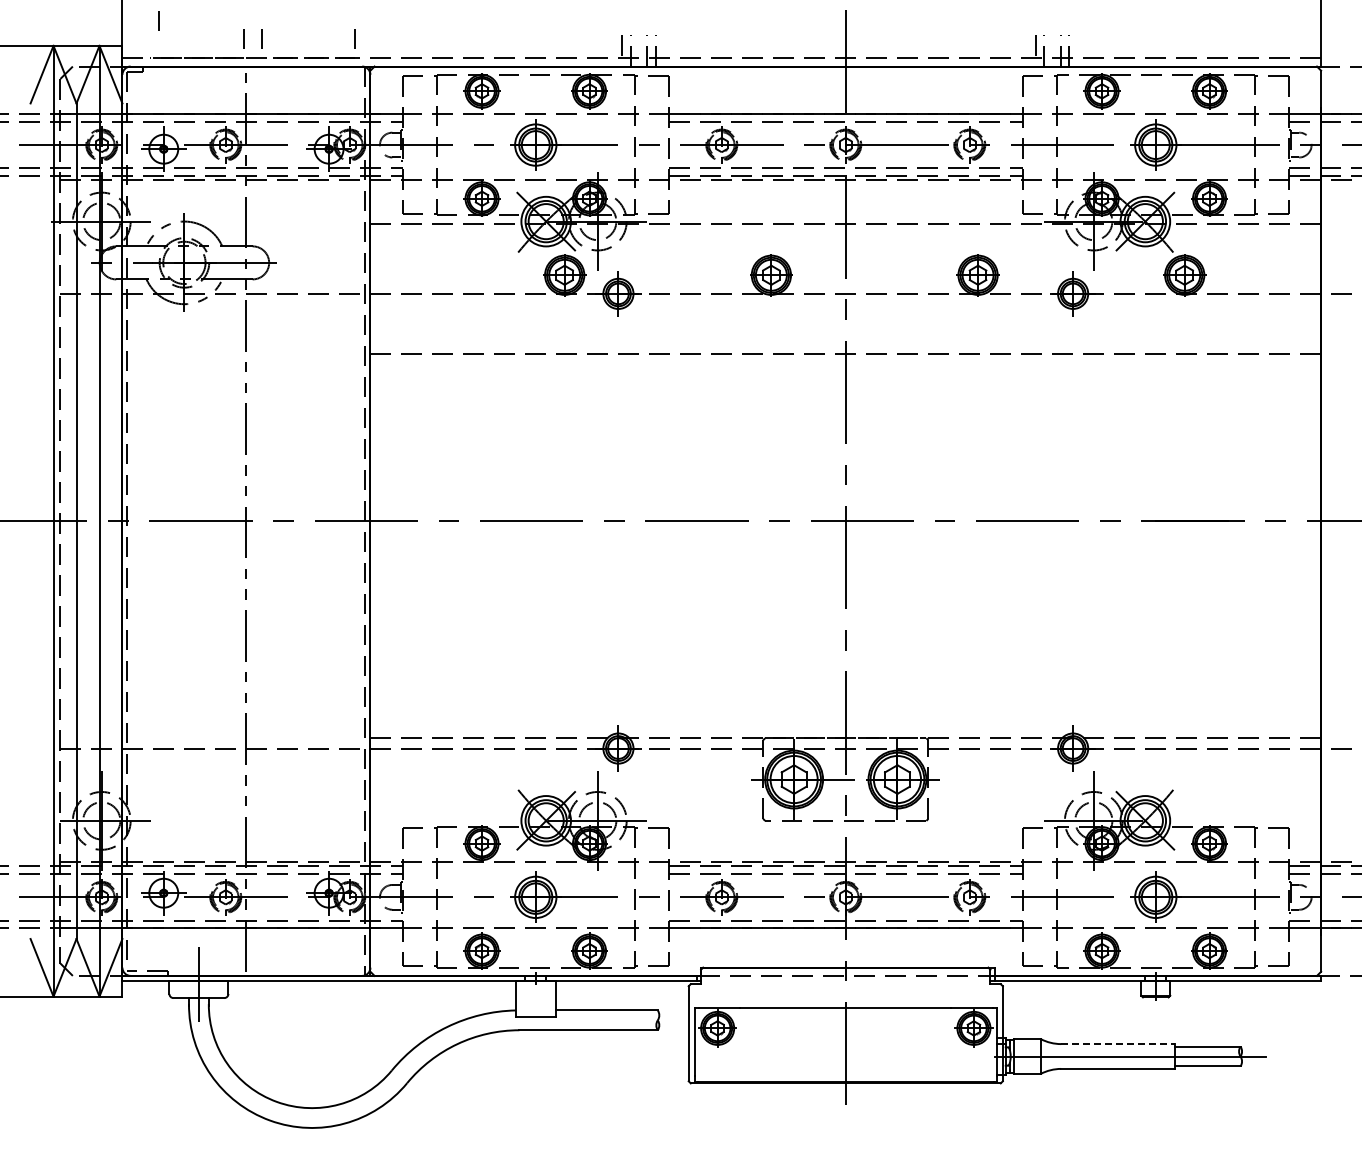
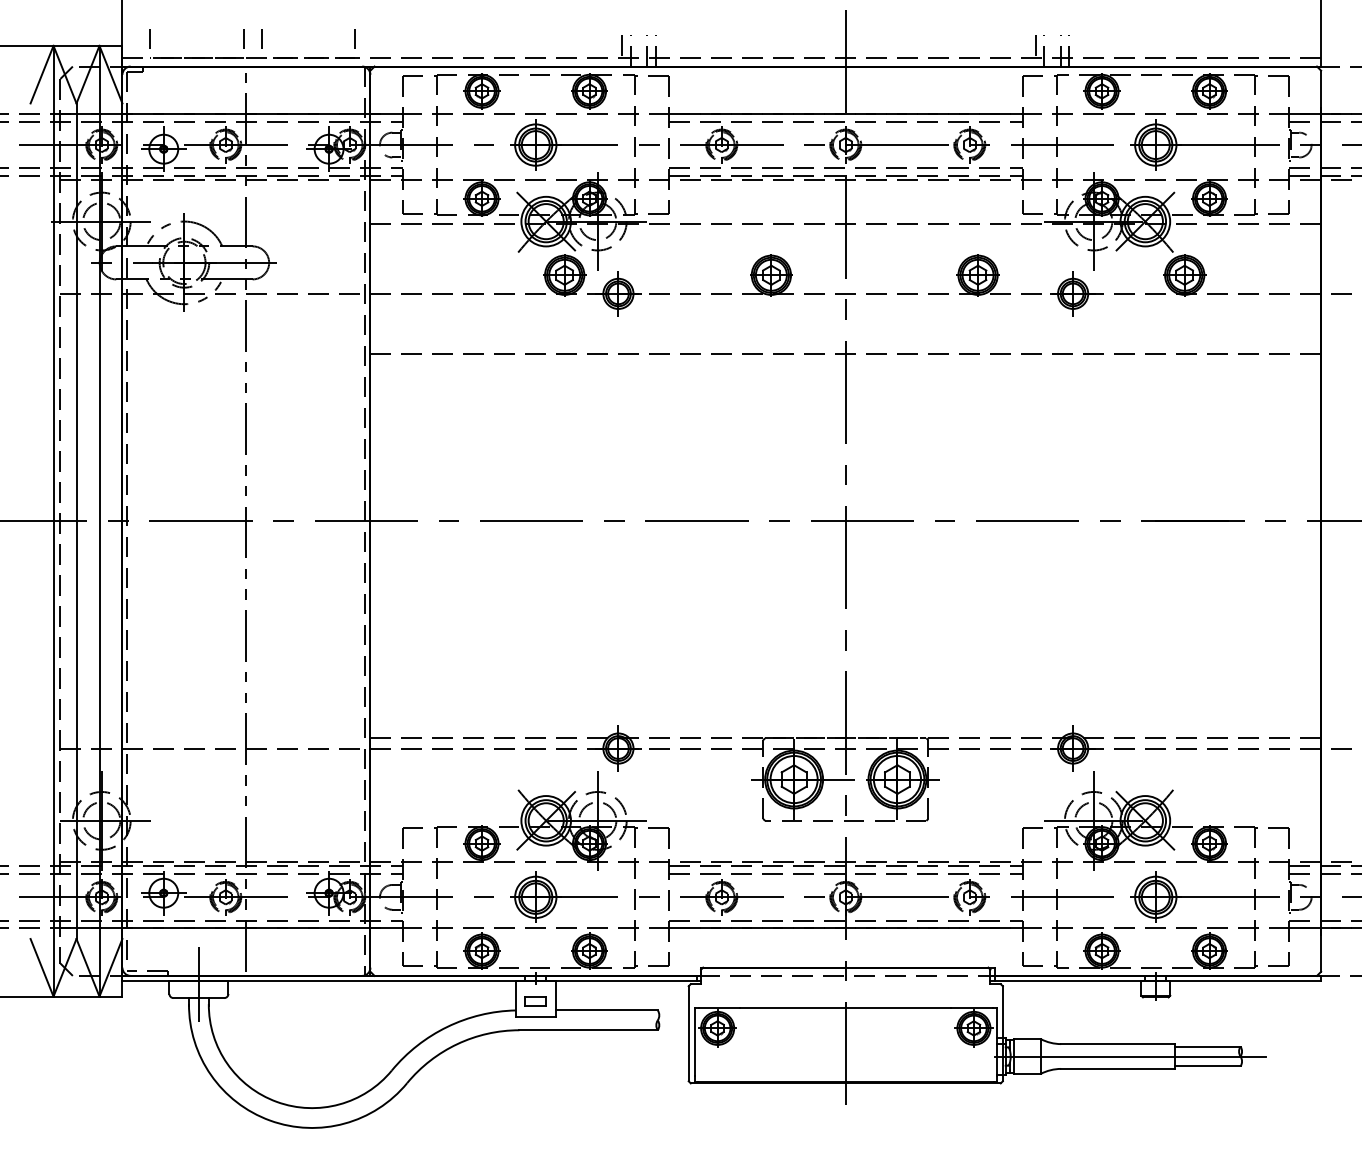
line position: (158, 20) -> (149, 38) (149, 38)
part: none -> present (535, 1001)
line: dashed -> solid (1118, 1044)
